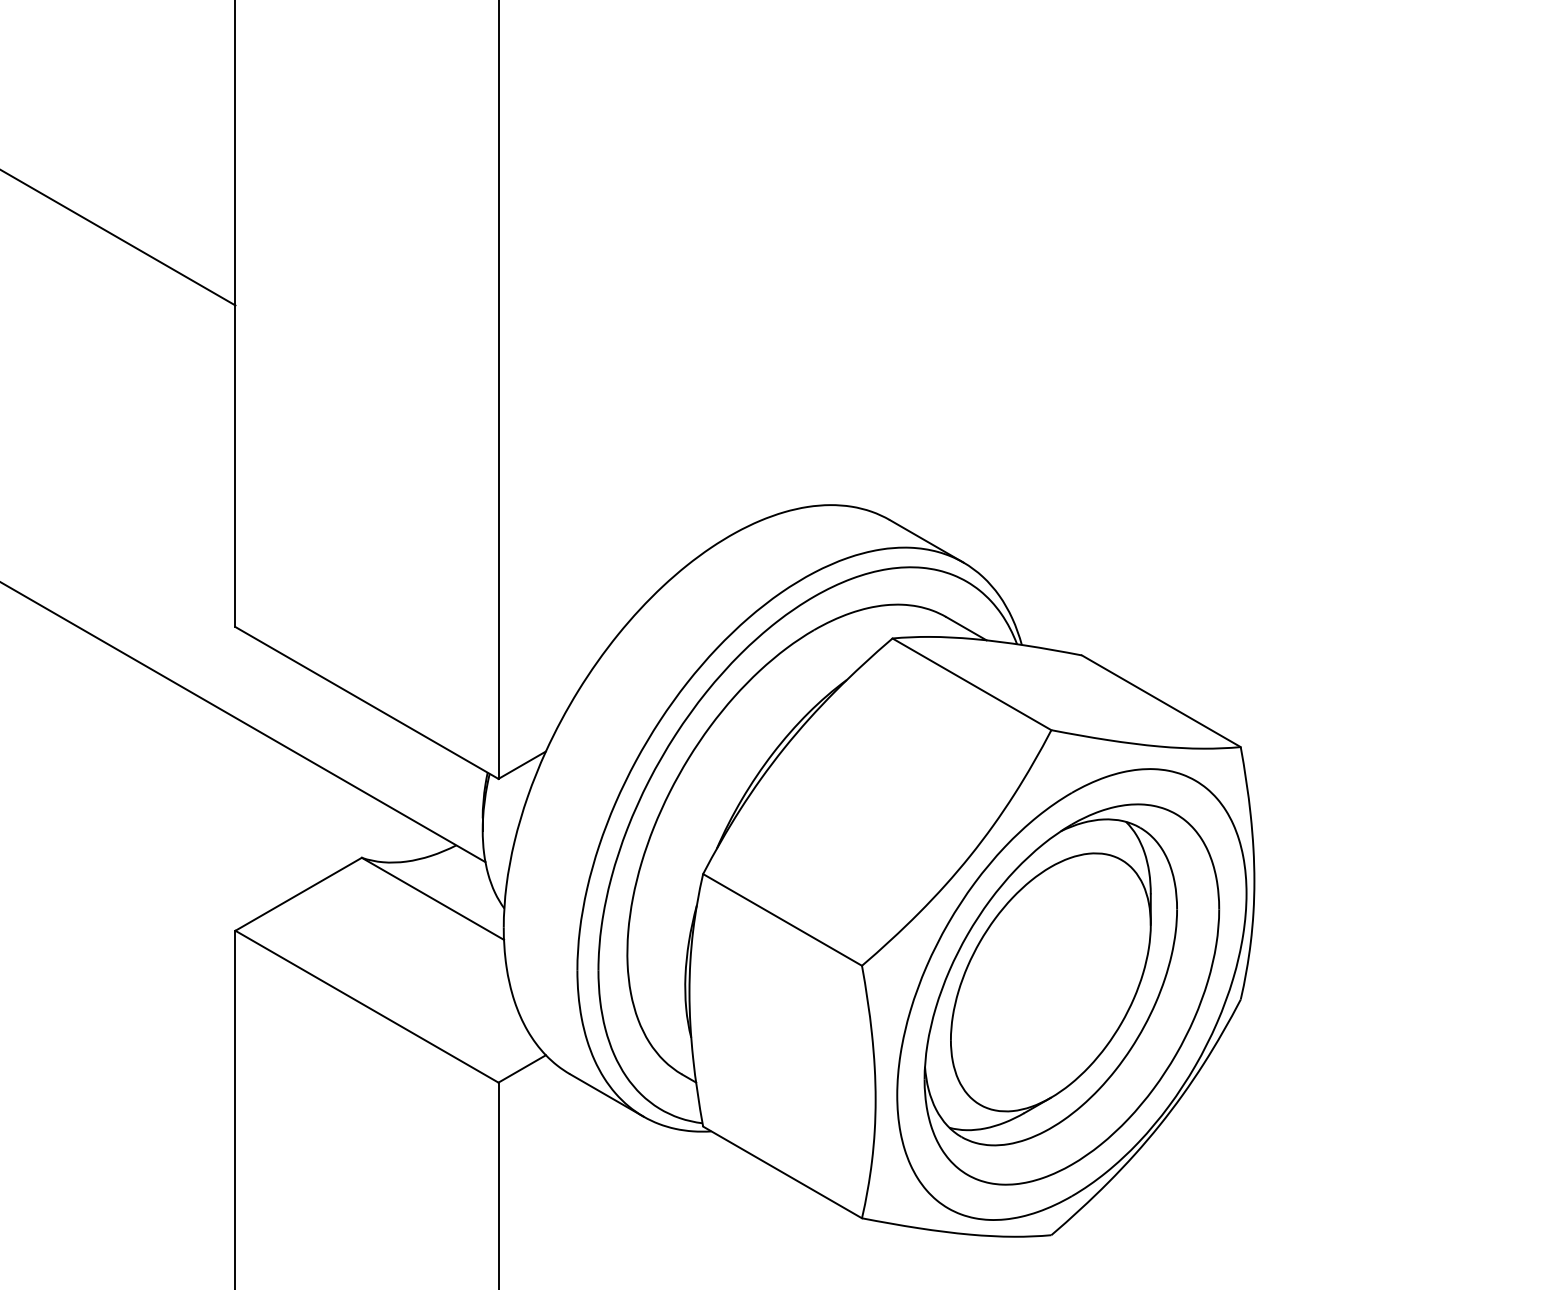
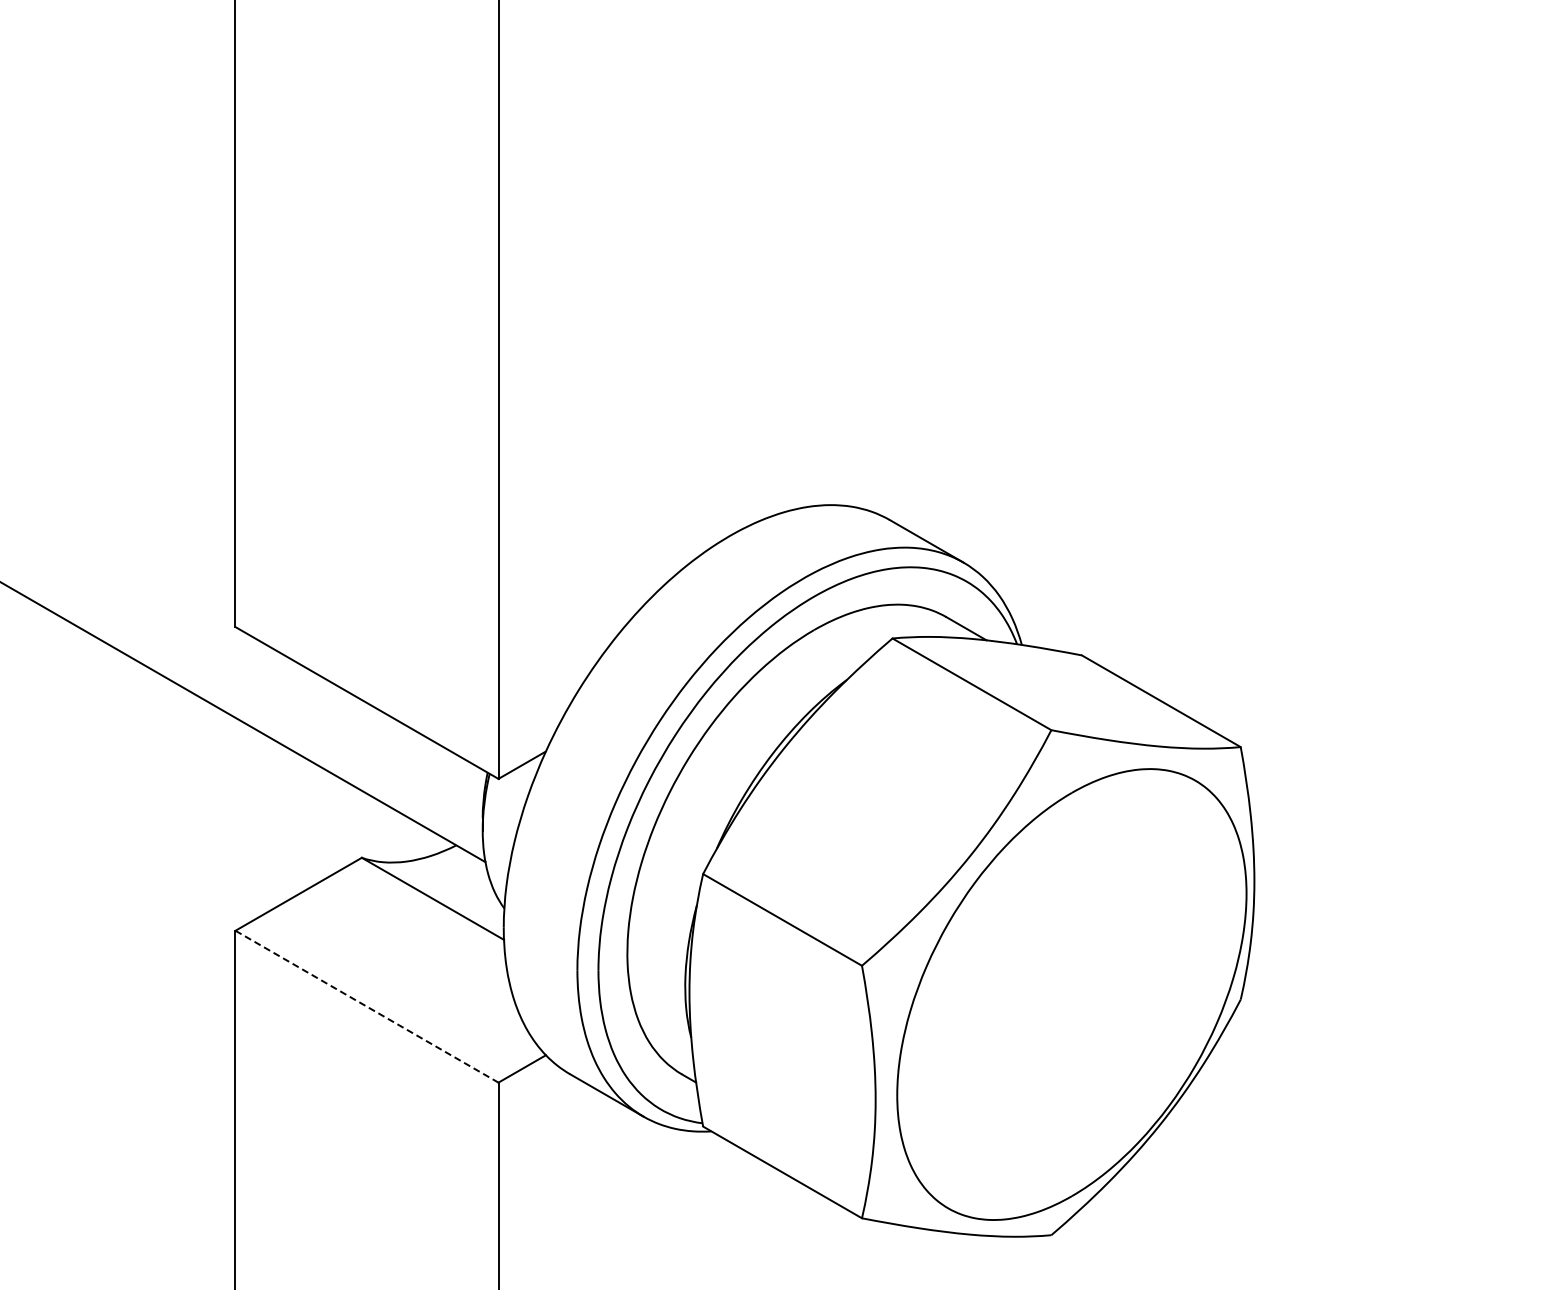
line: present -> none (118, 237)
part: present -> none (1071, 994)
line: solid -> dashed (366, 1006)
